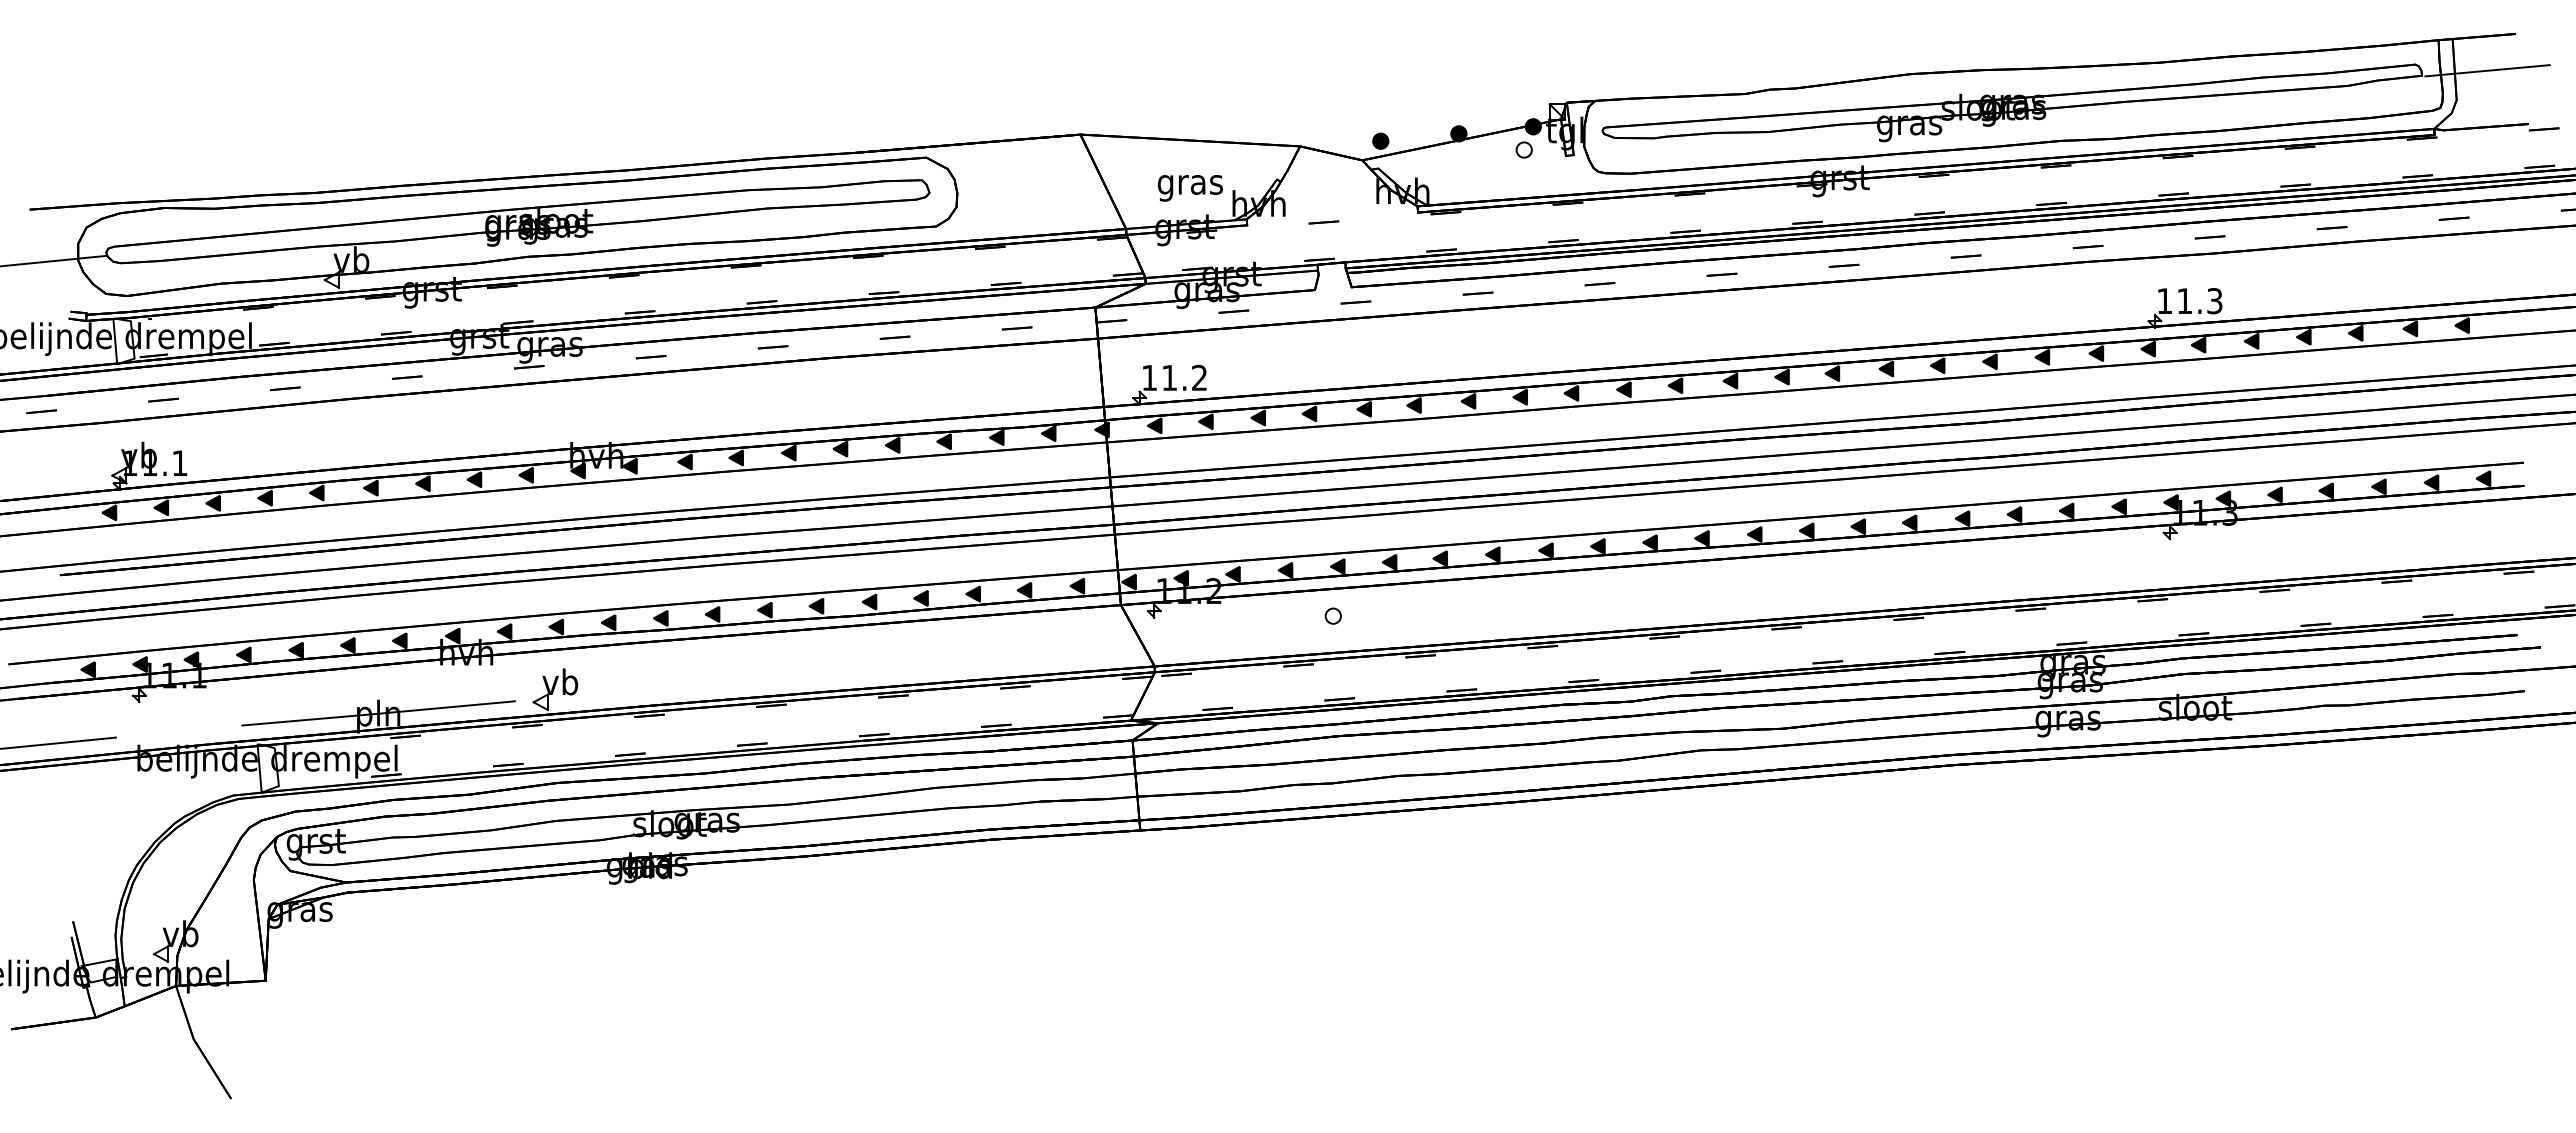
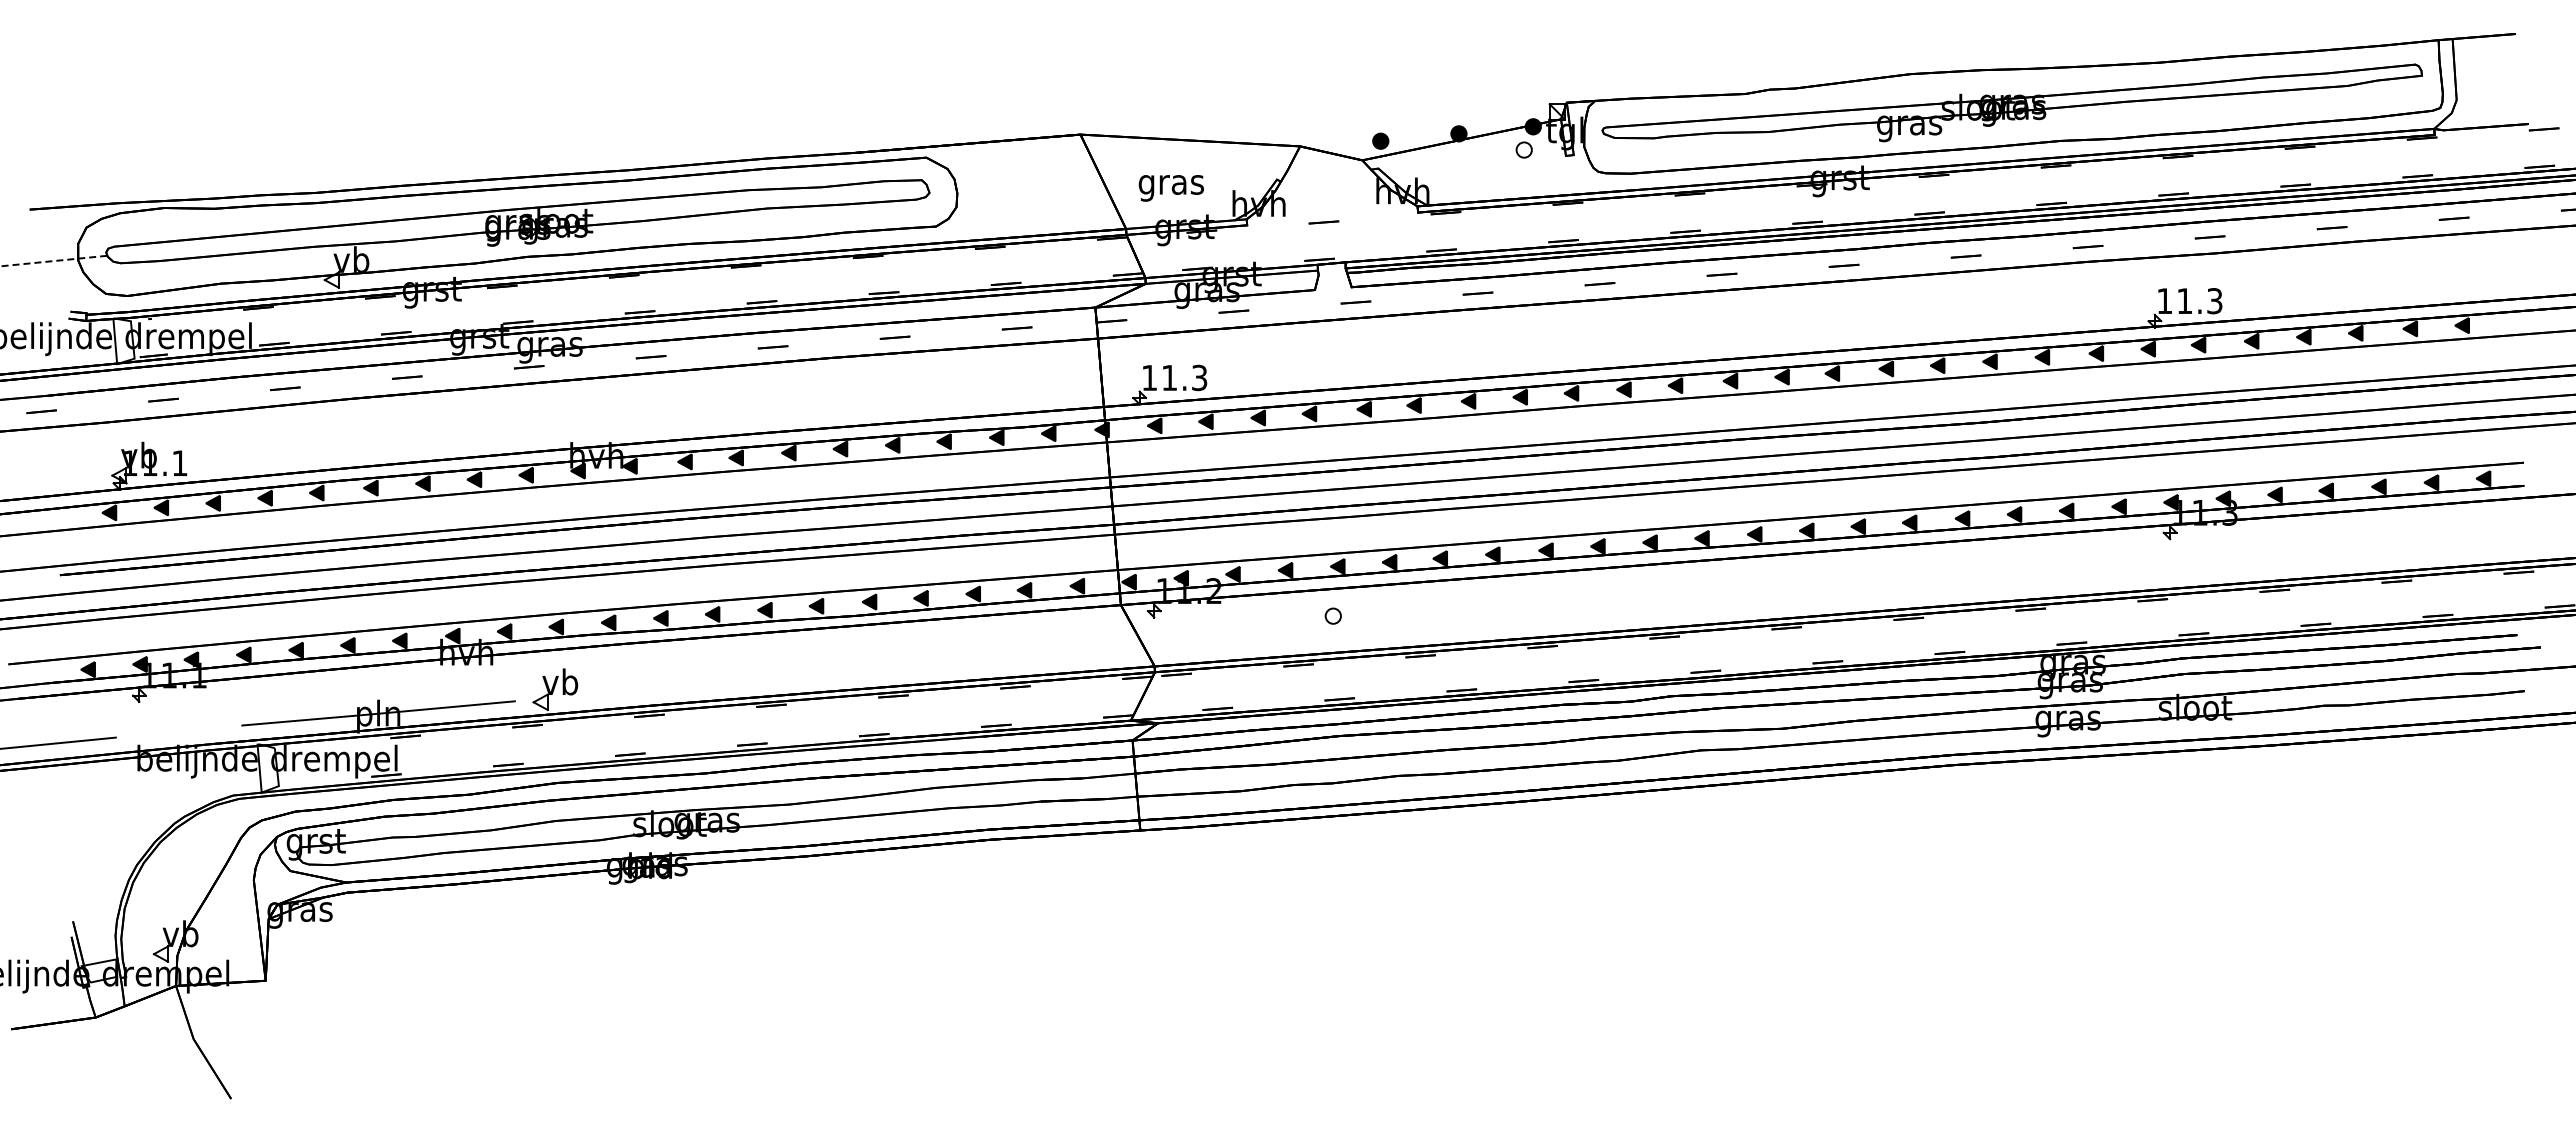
line: present -> none (2487, 70)
text position: (1189, 188) -> (1170, 188) (1170, 188)
line: solid -> dashed (54, 261)
text: 11.2 -> 11.3 (1199, 378)
